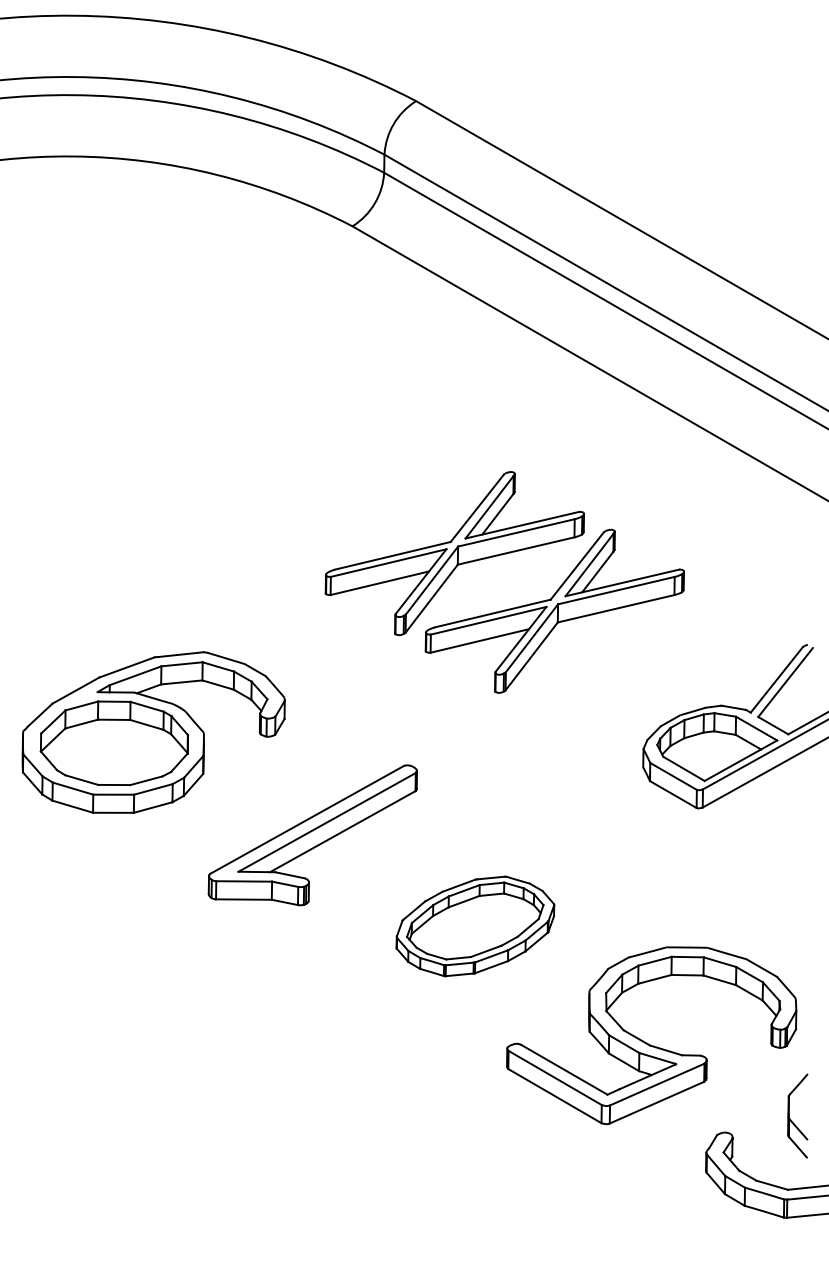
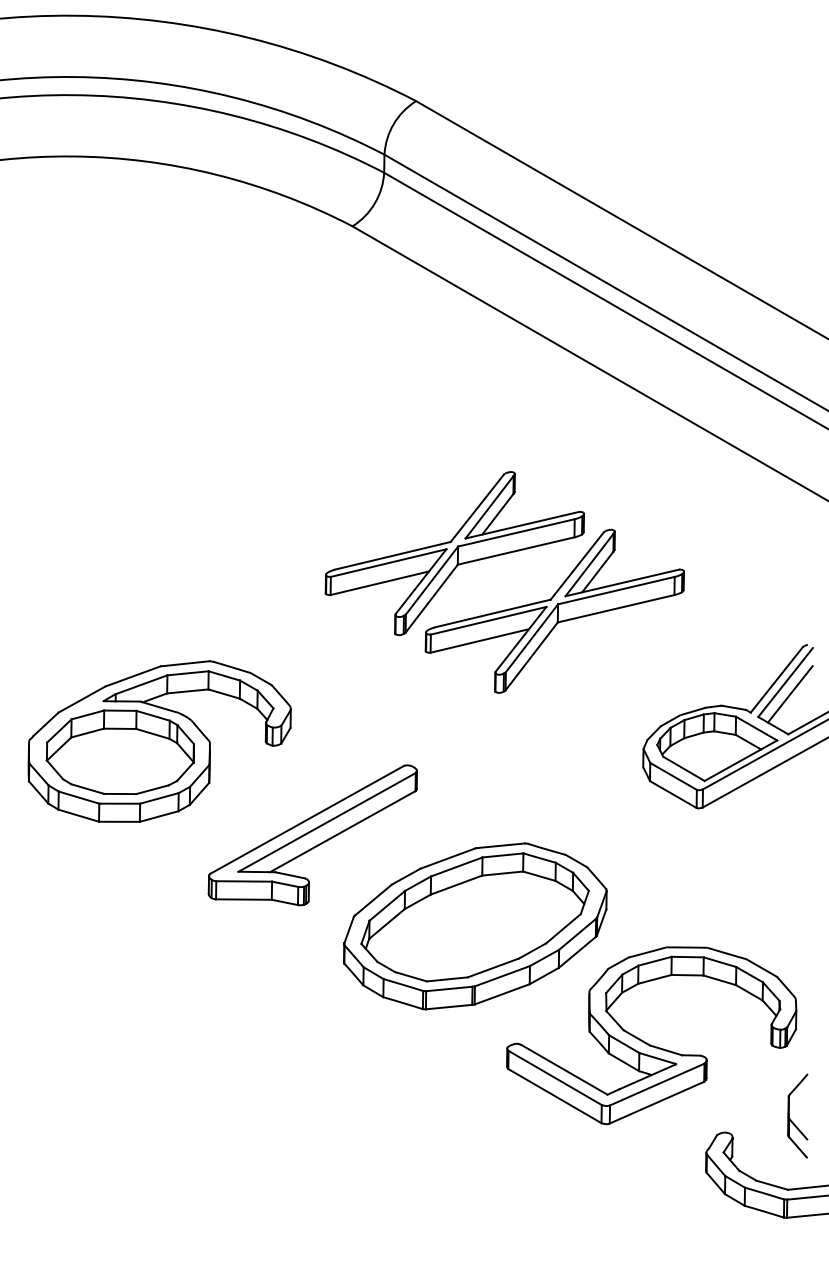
line: none -> present (789, 694)
part position: (153, 732) -> (159, 741) (159, 741)
part size: 161x103 px -> 265x169 px (475, 926)
